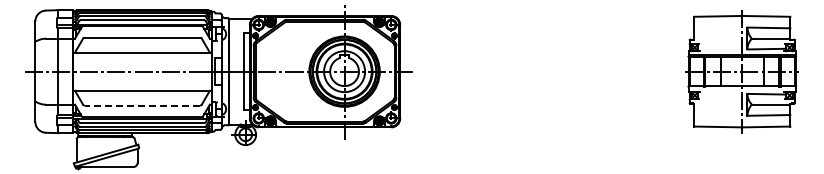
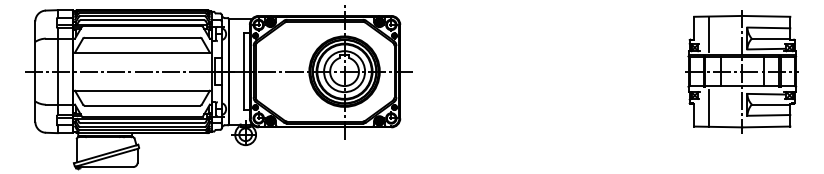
line: none -> present (708, 34)
line: dashed -> solid (142, 105)
line: none -> present (708, 108)
